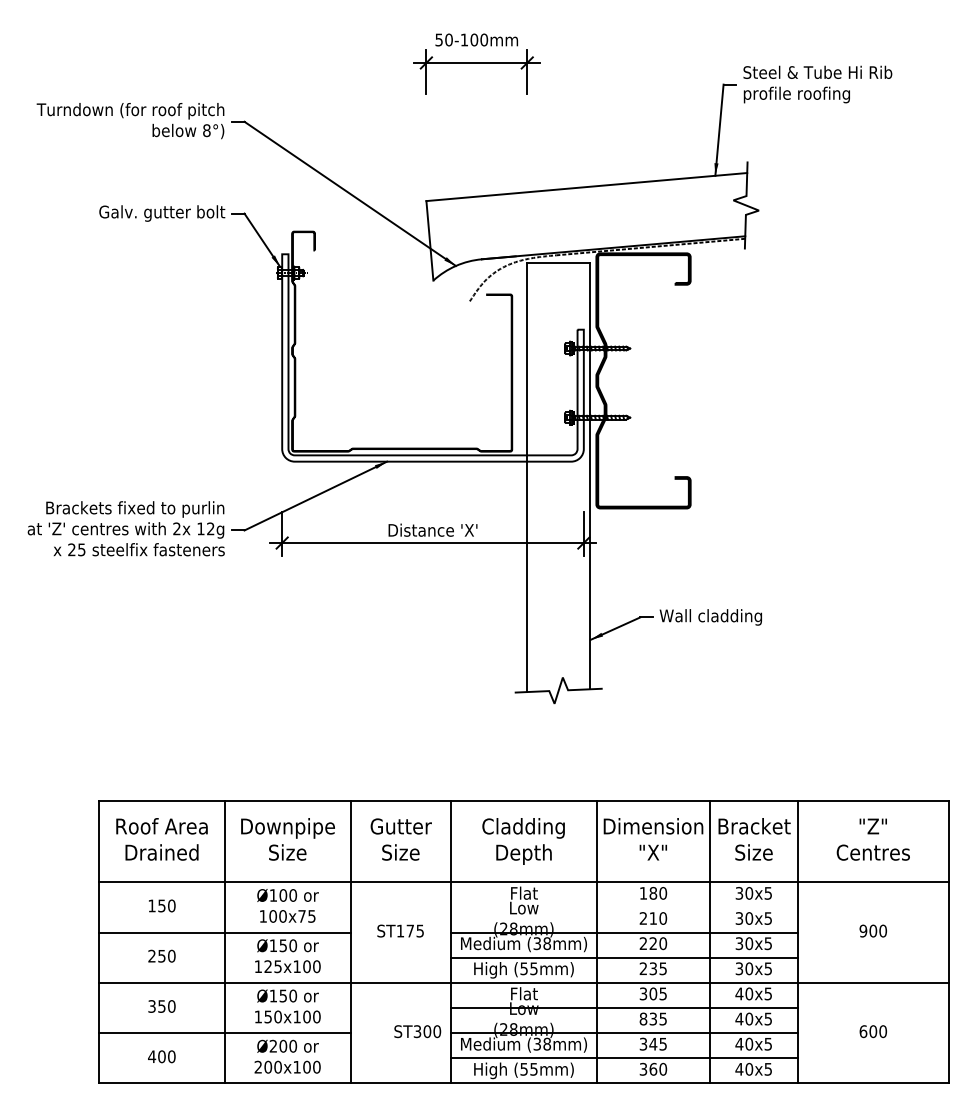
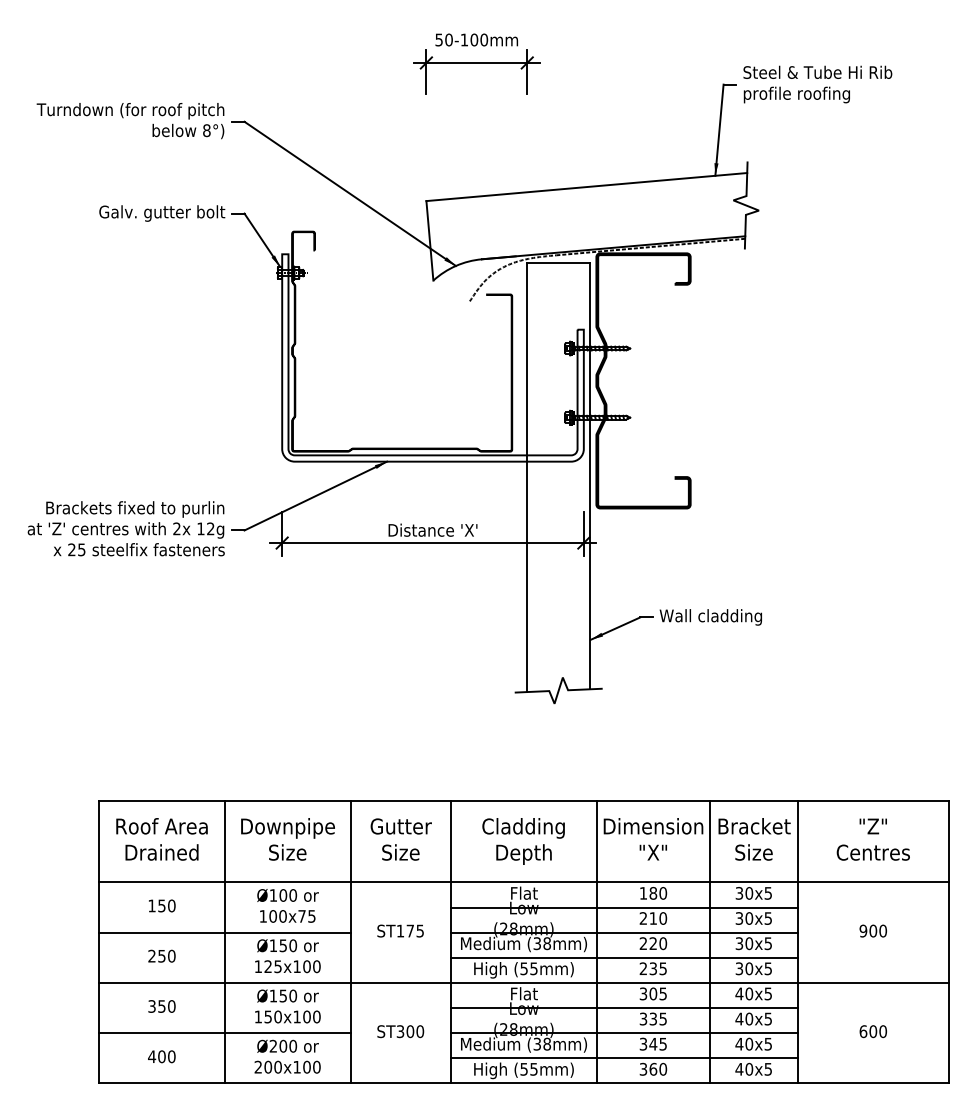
line: none -> present (624, 907)
text: 835 -> 335 (643, 1018)
text position: (417, 1031) -> (400, 1031) (400, 1031)
